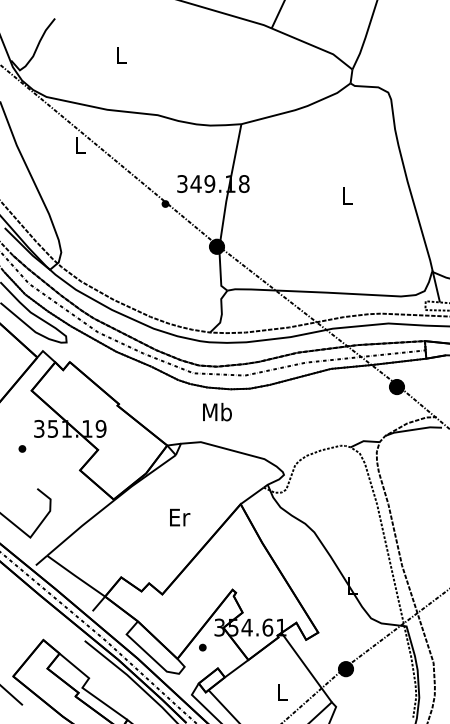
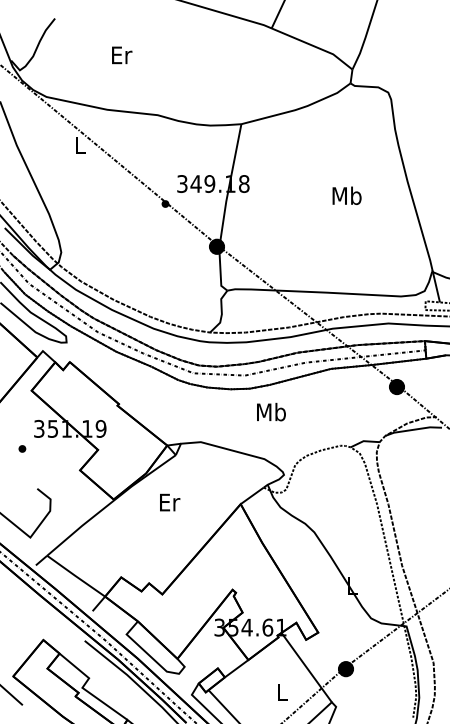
text: L -> Er (122, 55)
text: L -> Mb (346, 195)
text position: (217, 411) -> (271, 411) (271, 411)
text position: (180, 517) -> (170, 502) (170, 502)
part: present -> none (202, 647)
